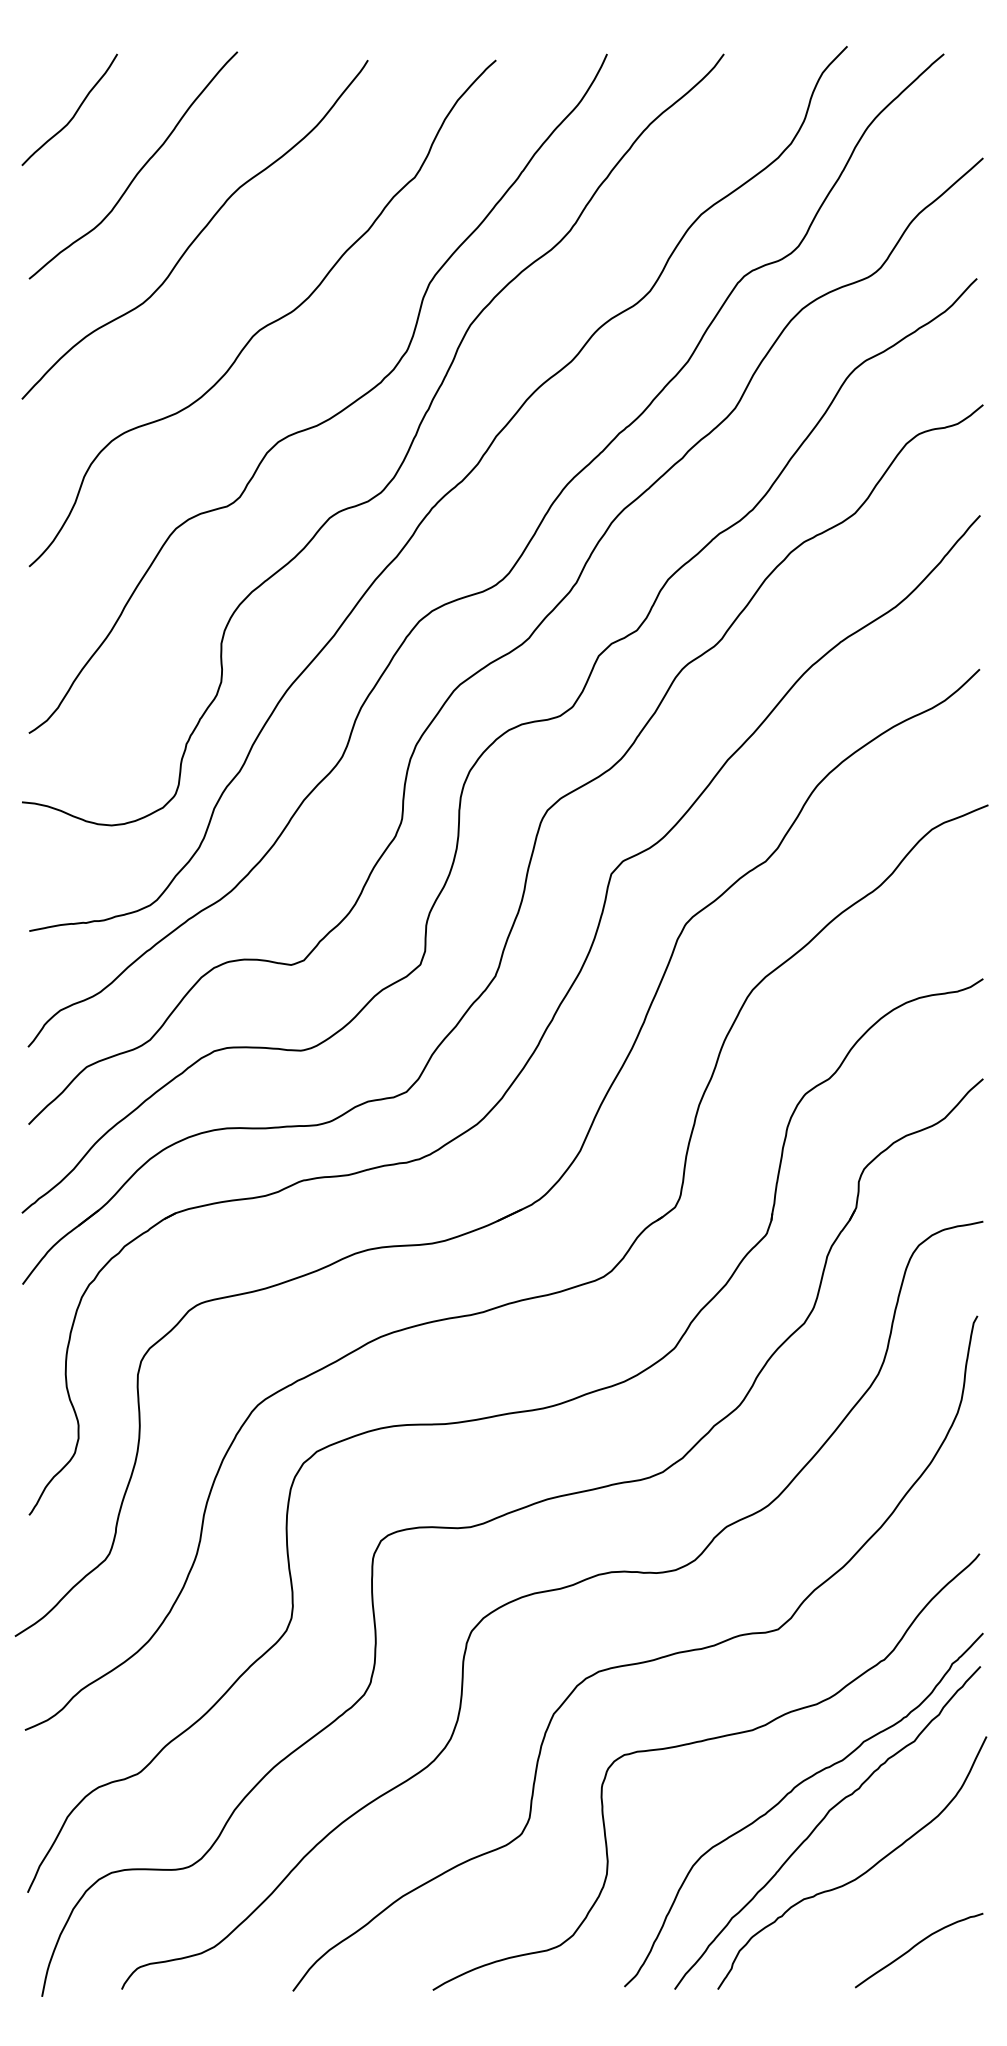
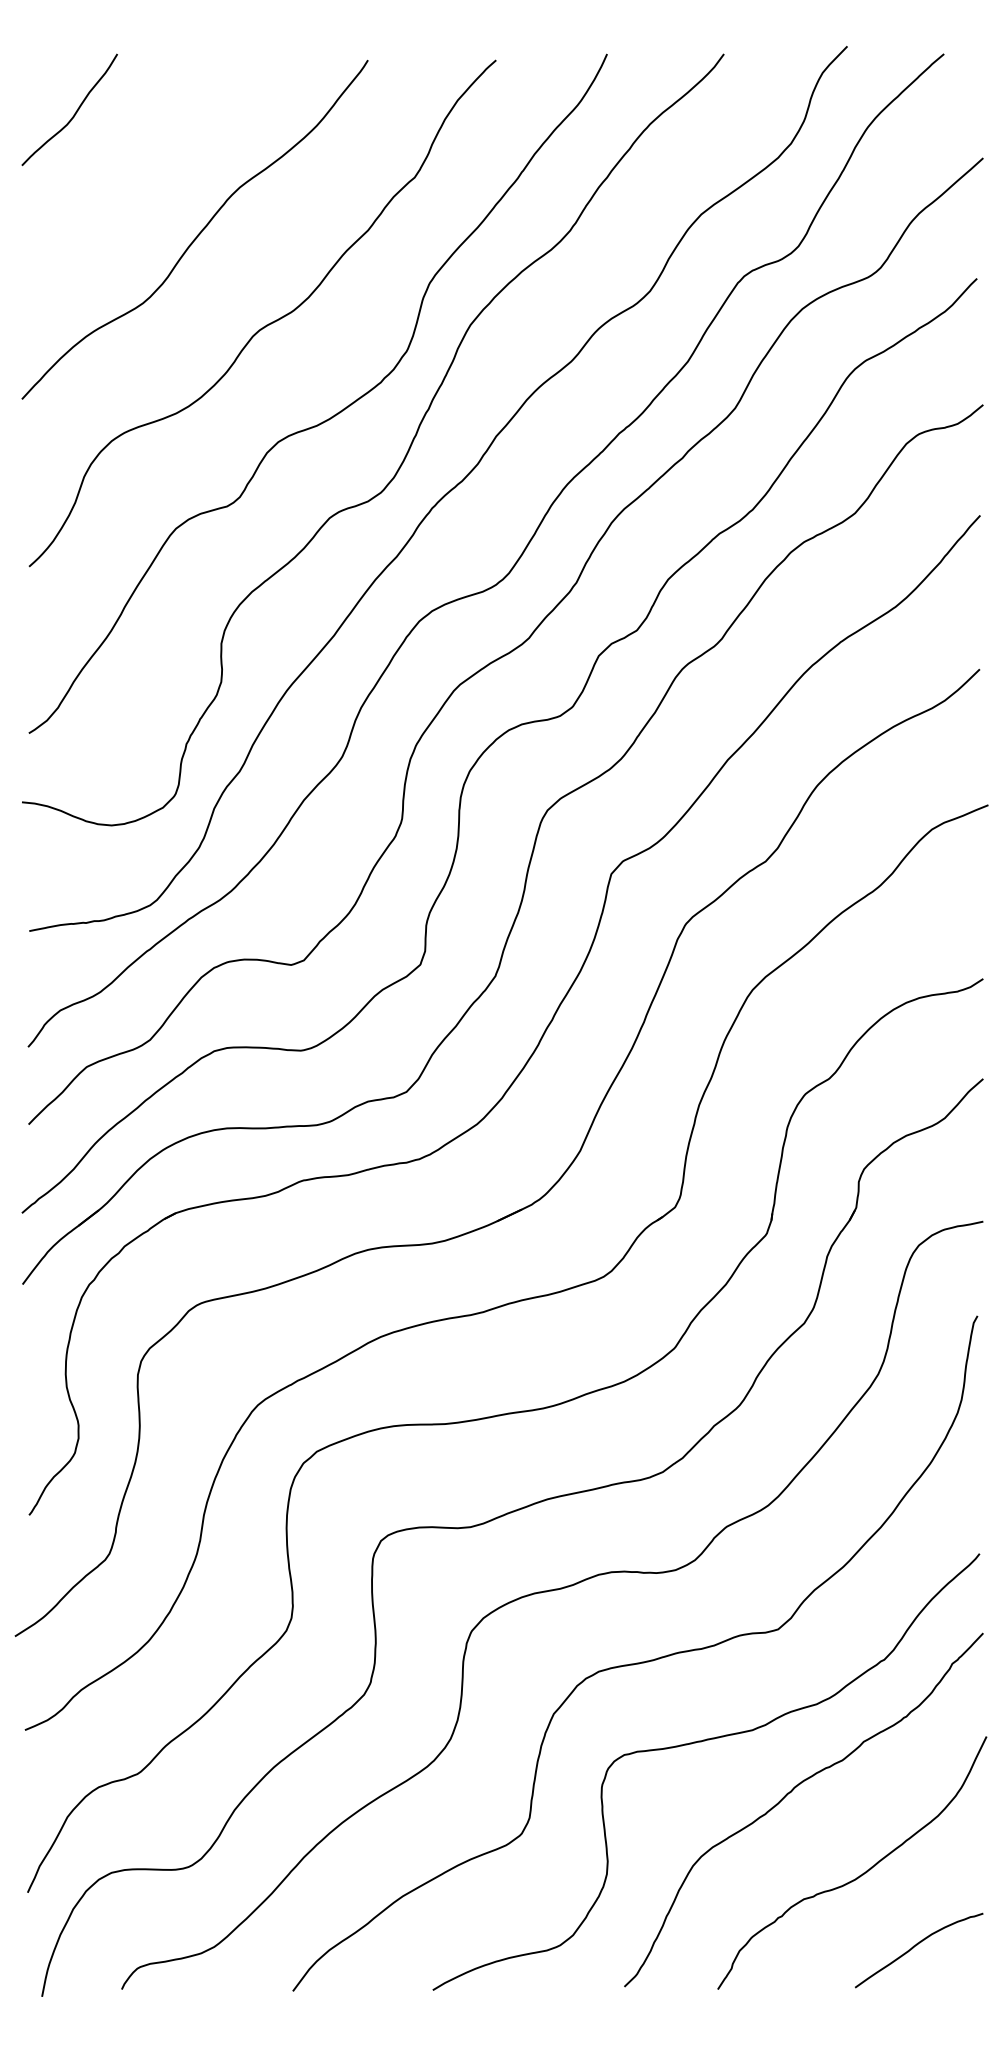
curve: present -> none (139, 169)
curve: present -> none (822, 1821)
